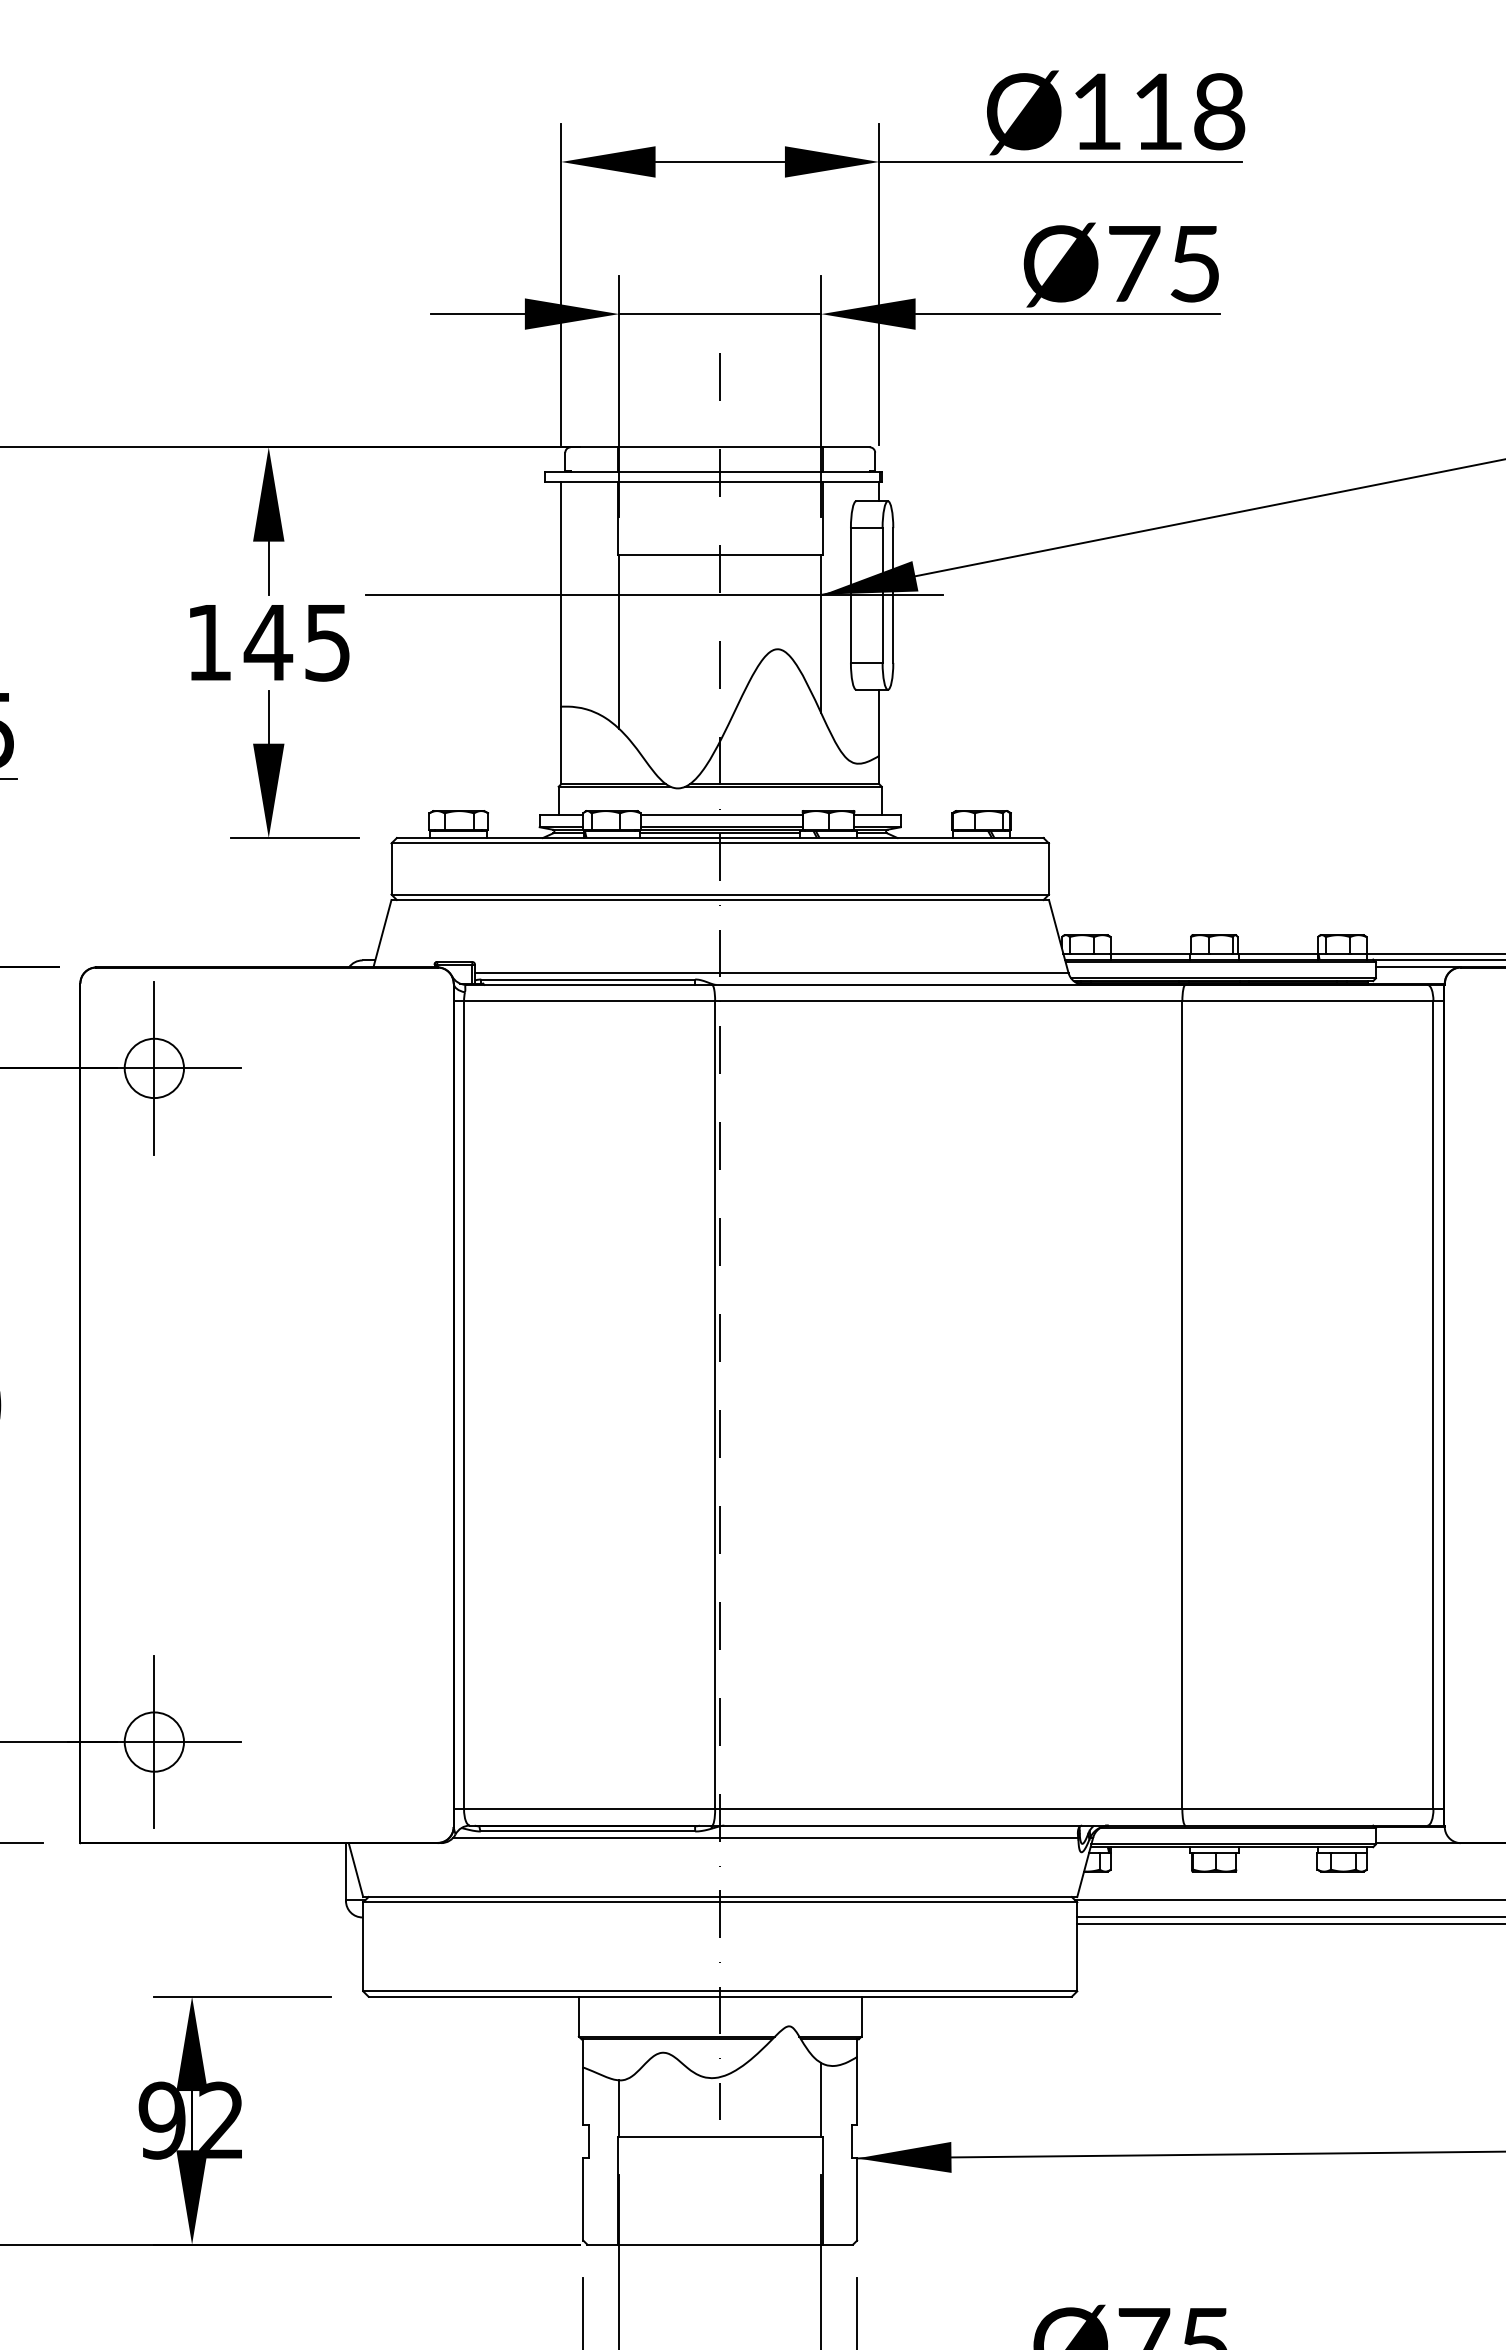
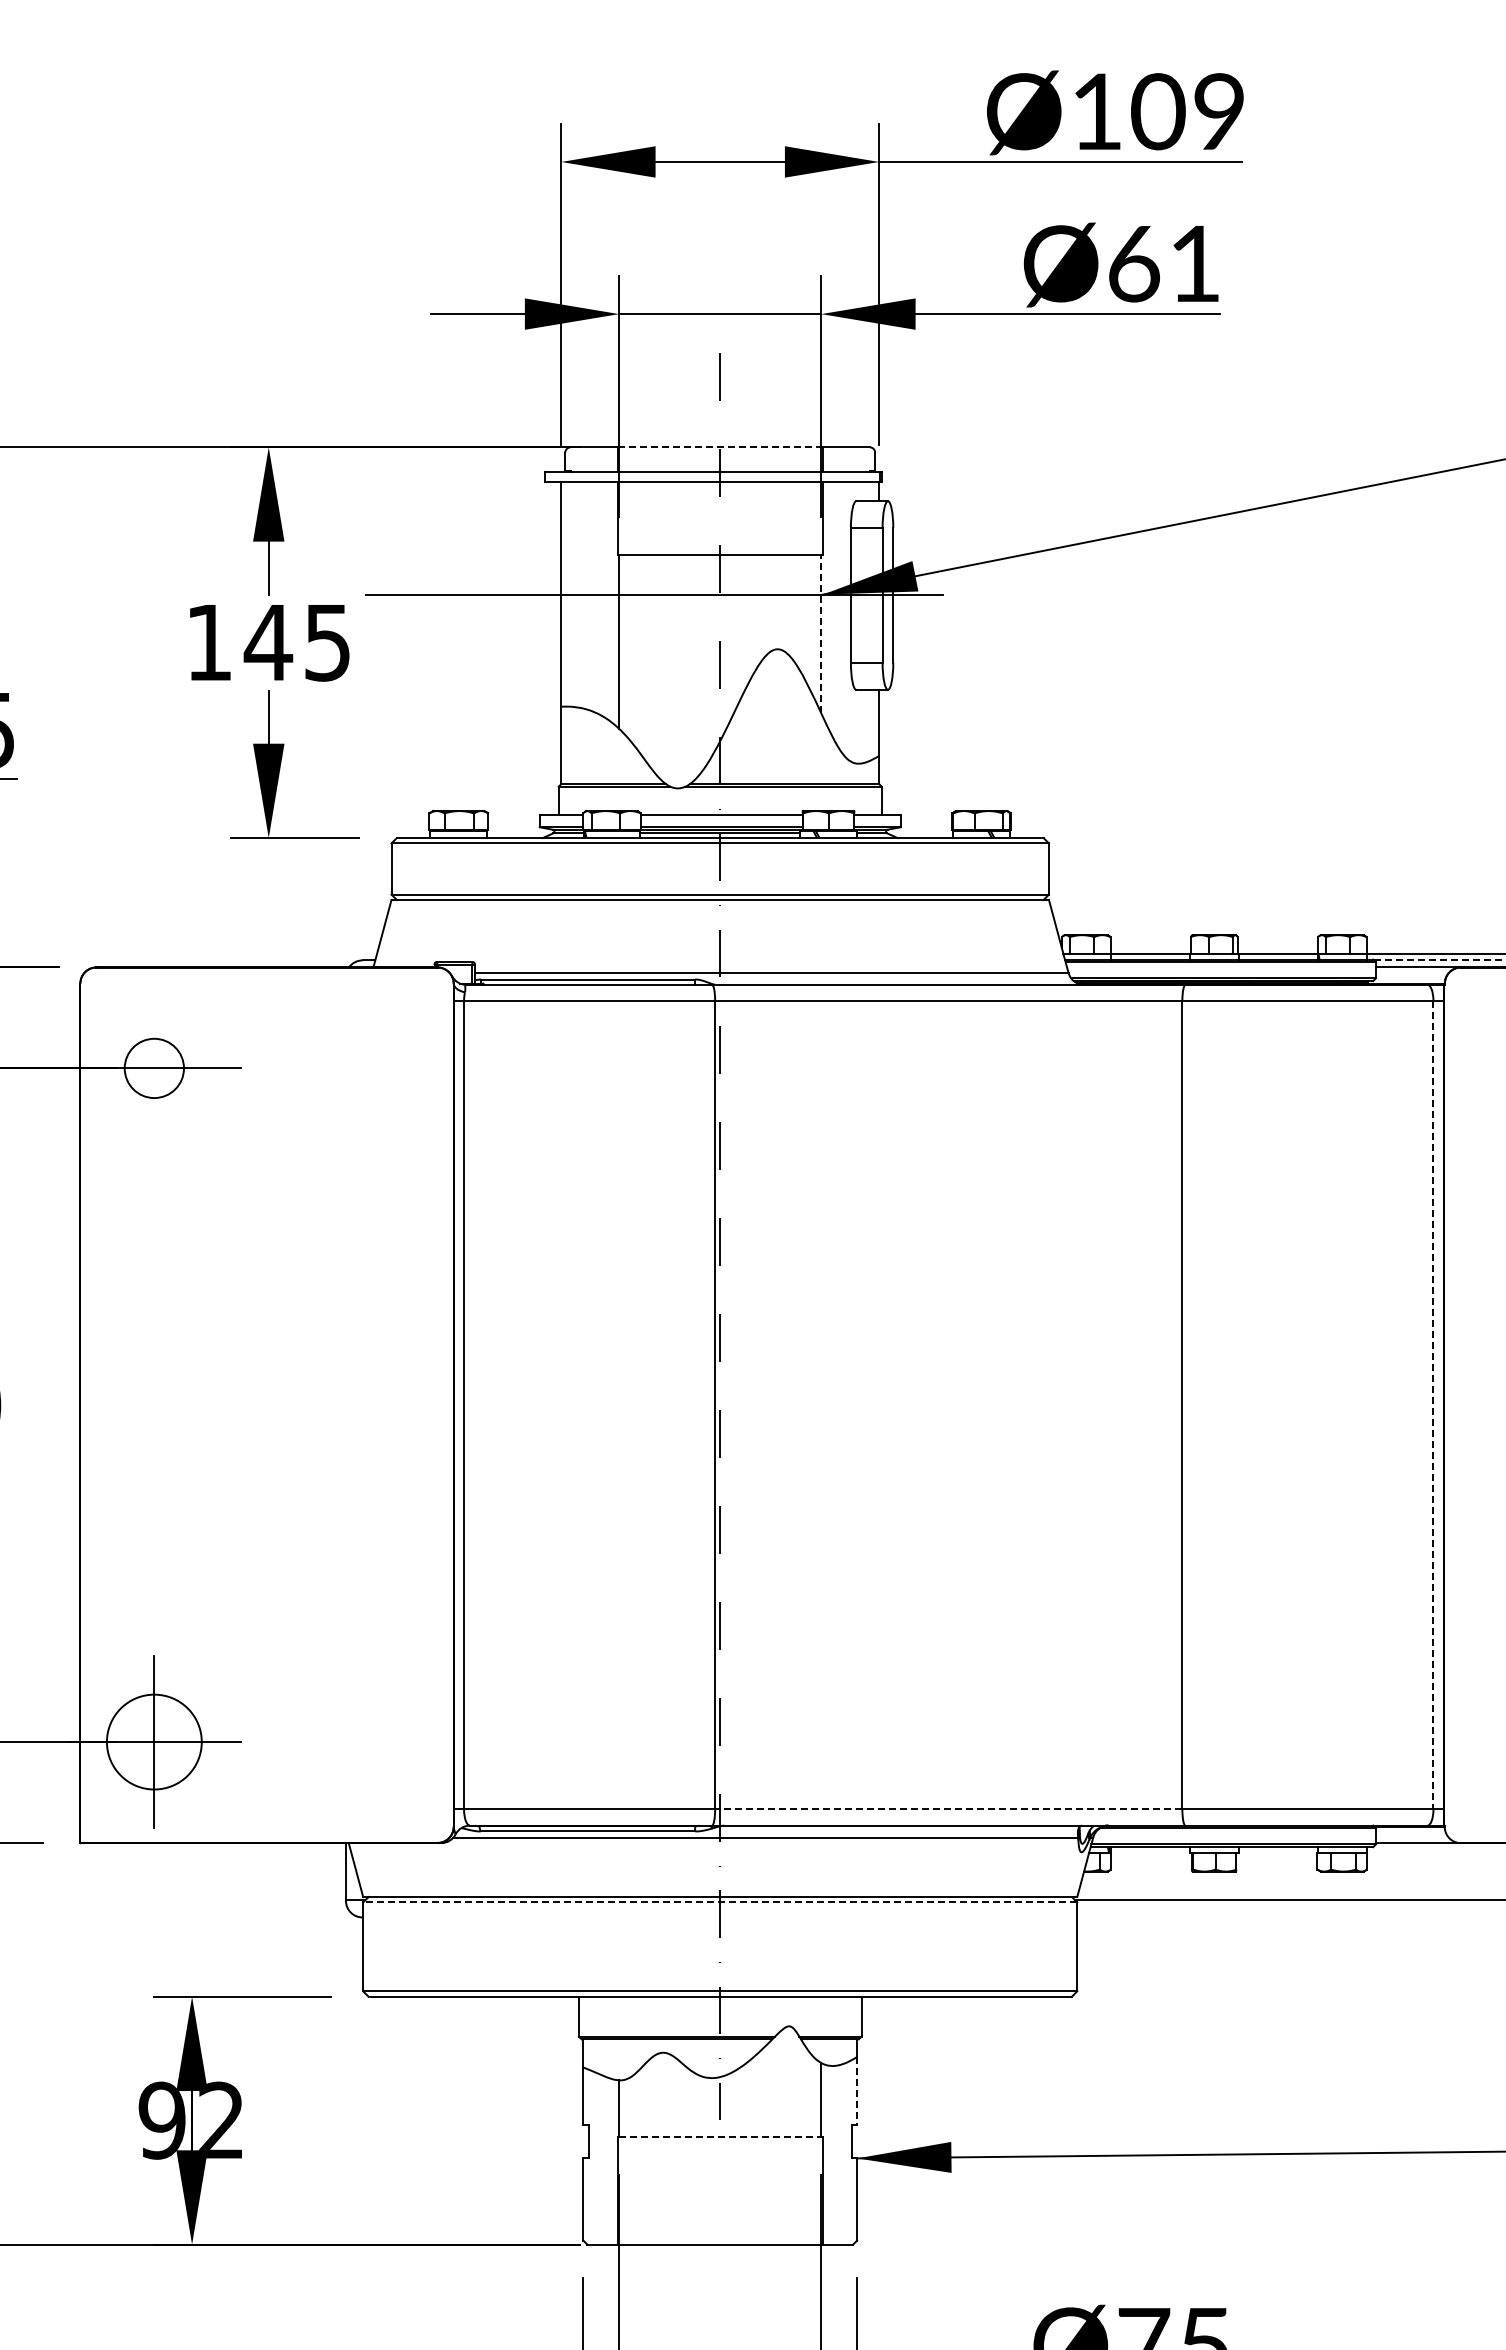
text: Ø118 -> Ø109 (1188, 111)
text: Ø75 -> Ø61 (1163, 264)
line: solid -> dashed (720, 447)
line: solid -> dashed (821, 633)
line: solid -> dashed (1440, 960)
line: present -> none (154, 1068)
line: solid -> dashed (1433, 1405)
circle diameter: 59 px -> 95 px (153, 1741)
line: solid -> dashed (948, 1809)
line: solid -> dashed (719, 1902)
line: present -> none (1289, 1917)
line: present -> none (1289, 1923)
line: solid -> dashed (857, 2090)
line: solid -> dashed (720, 2136)
